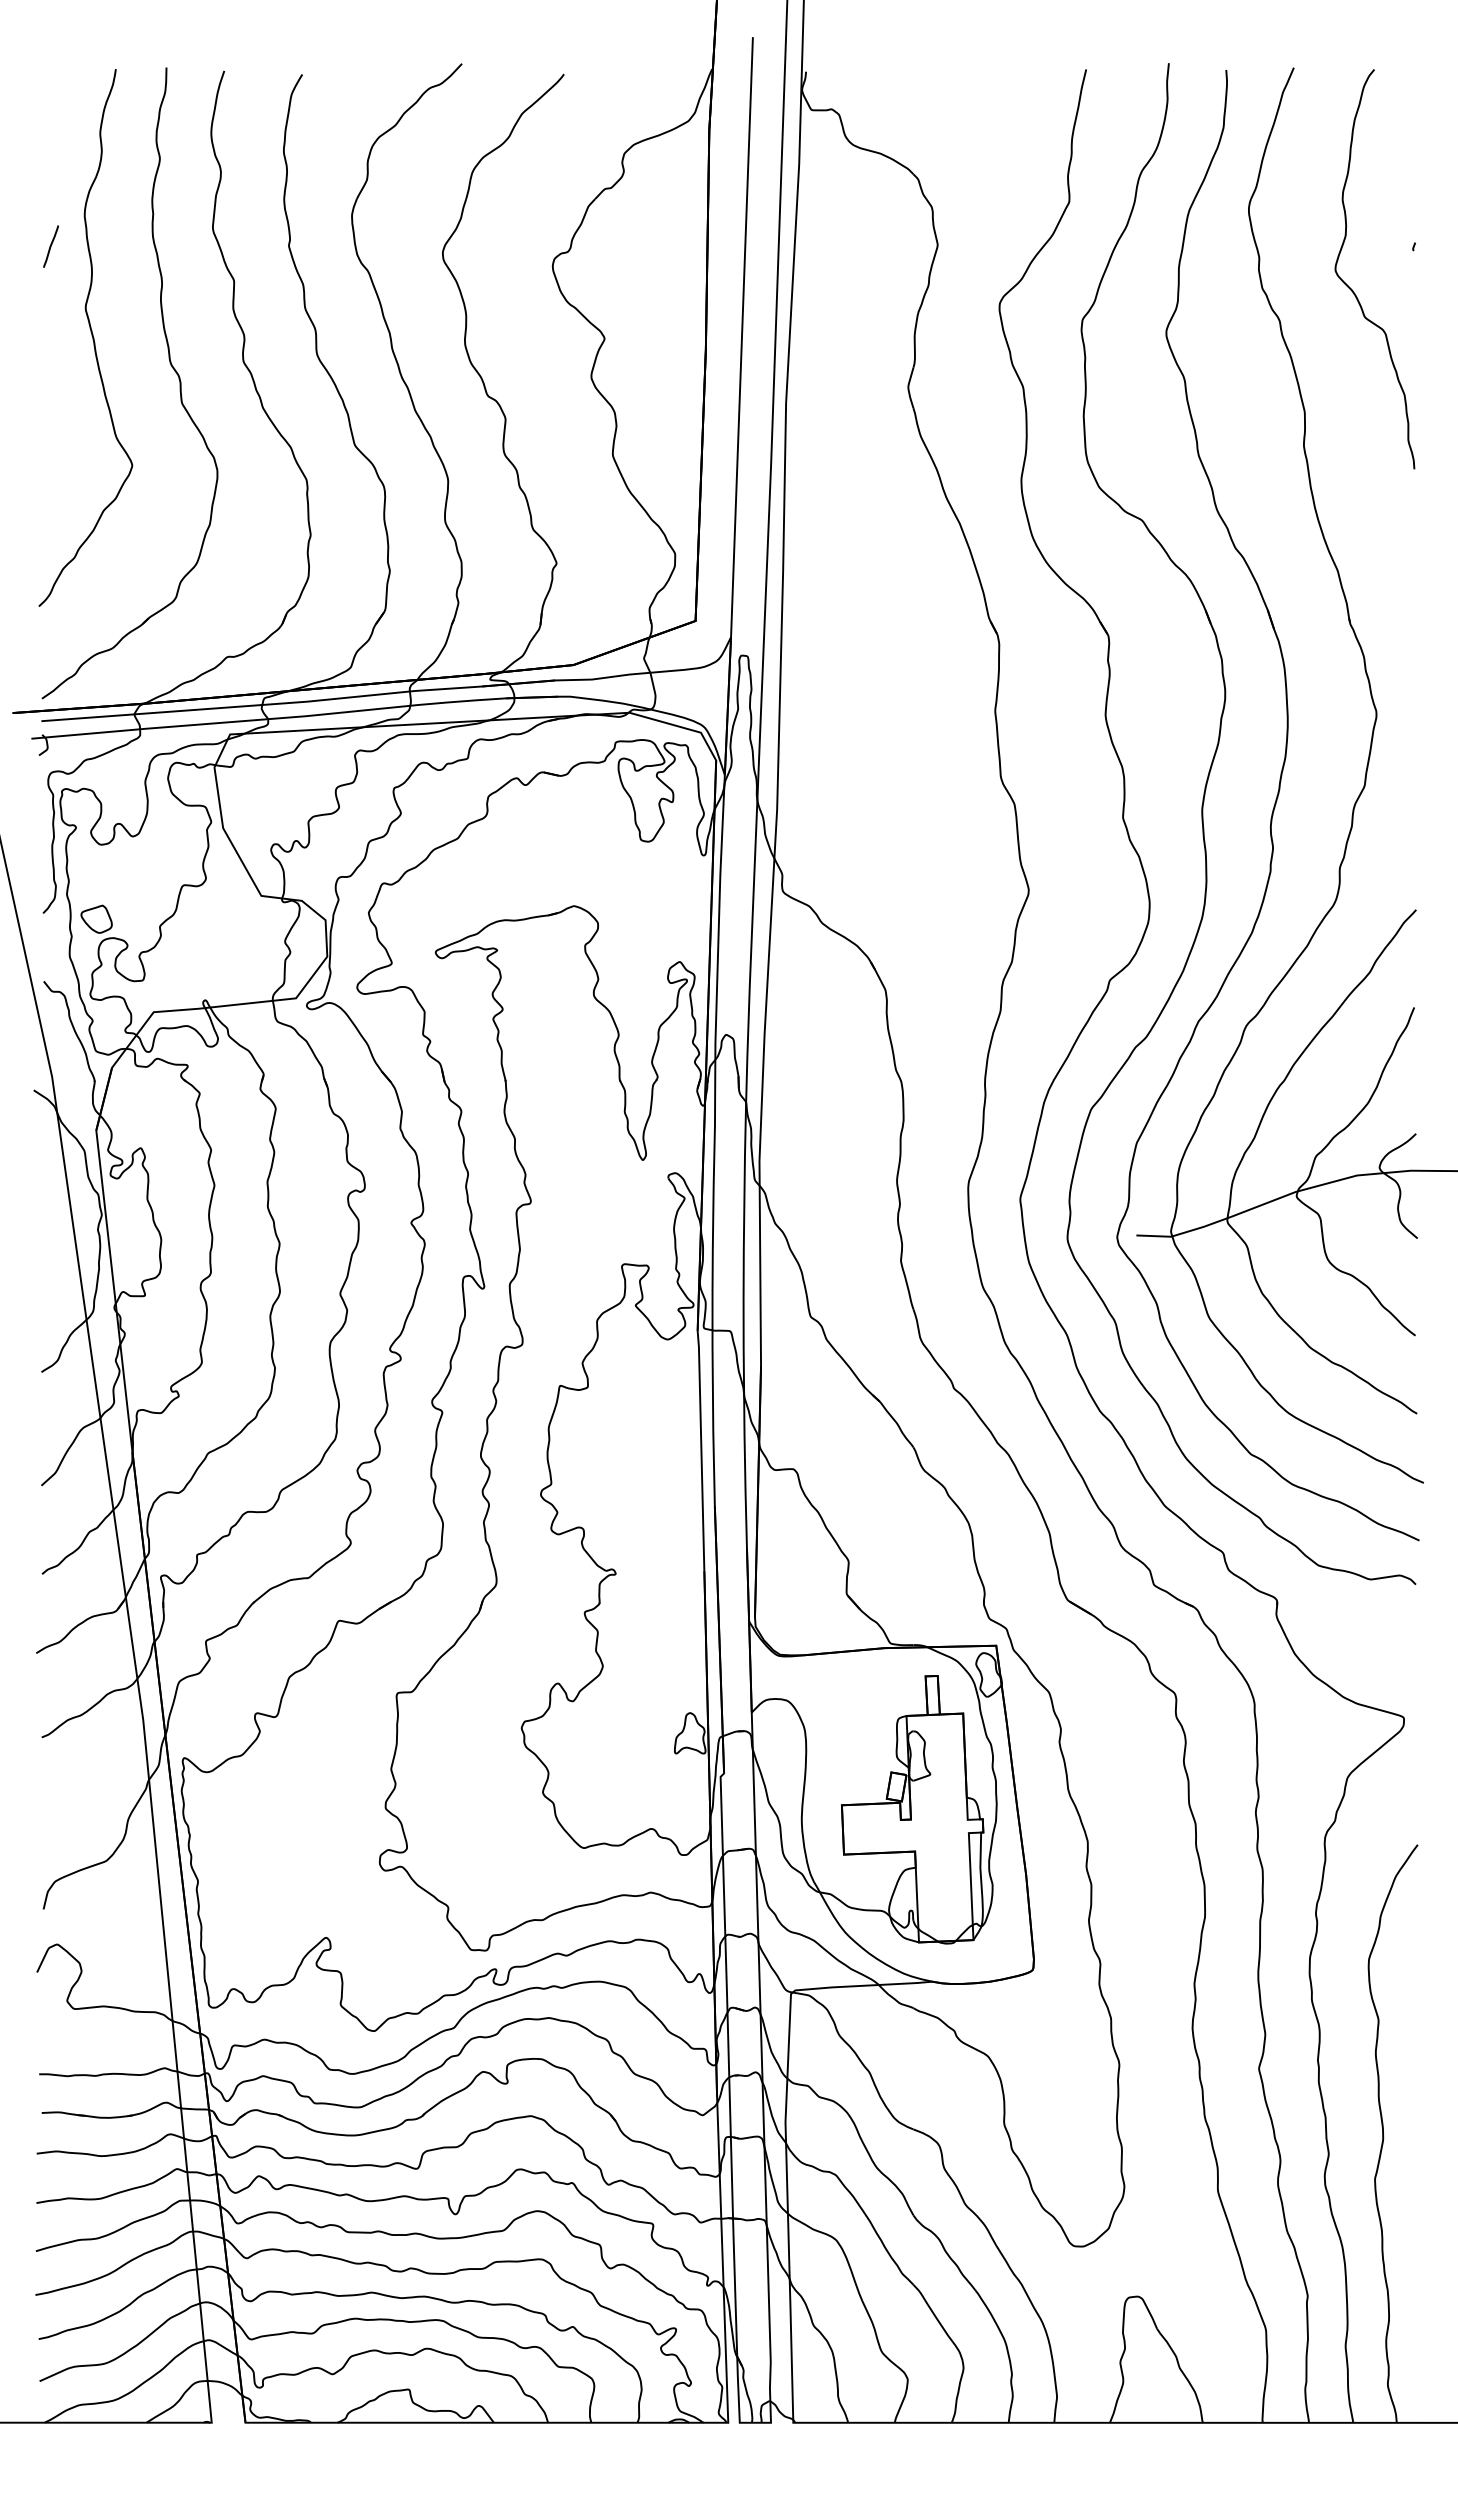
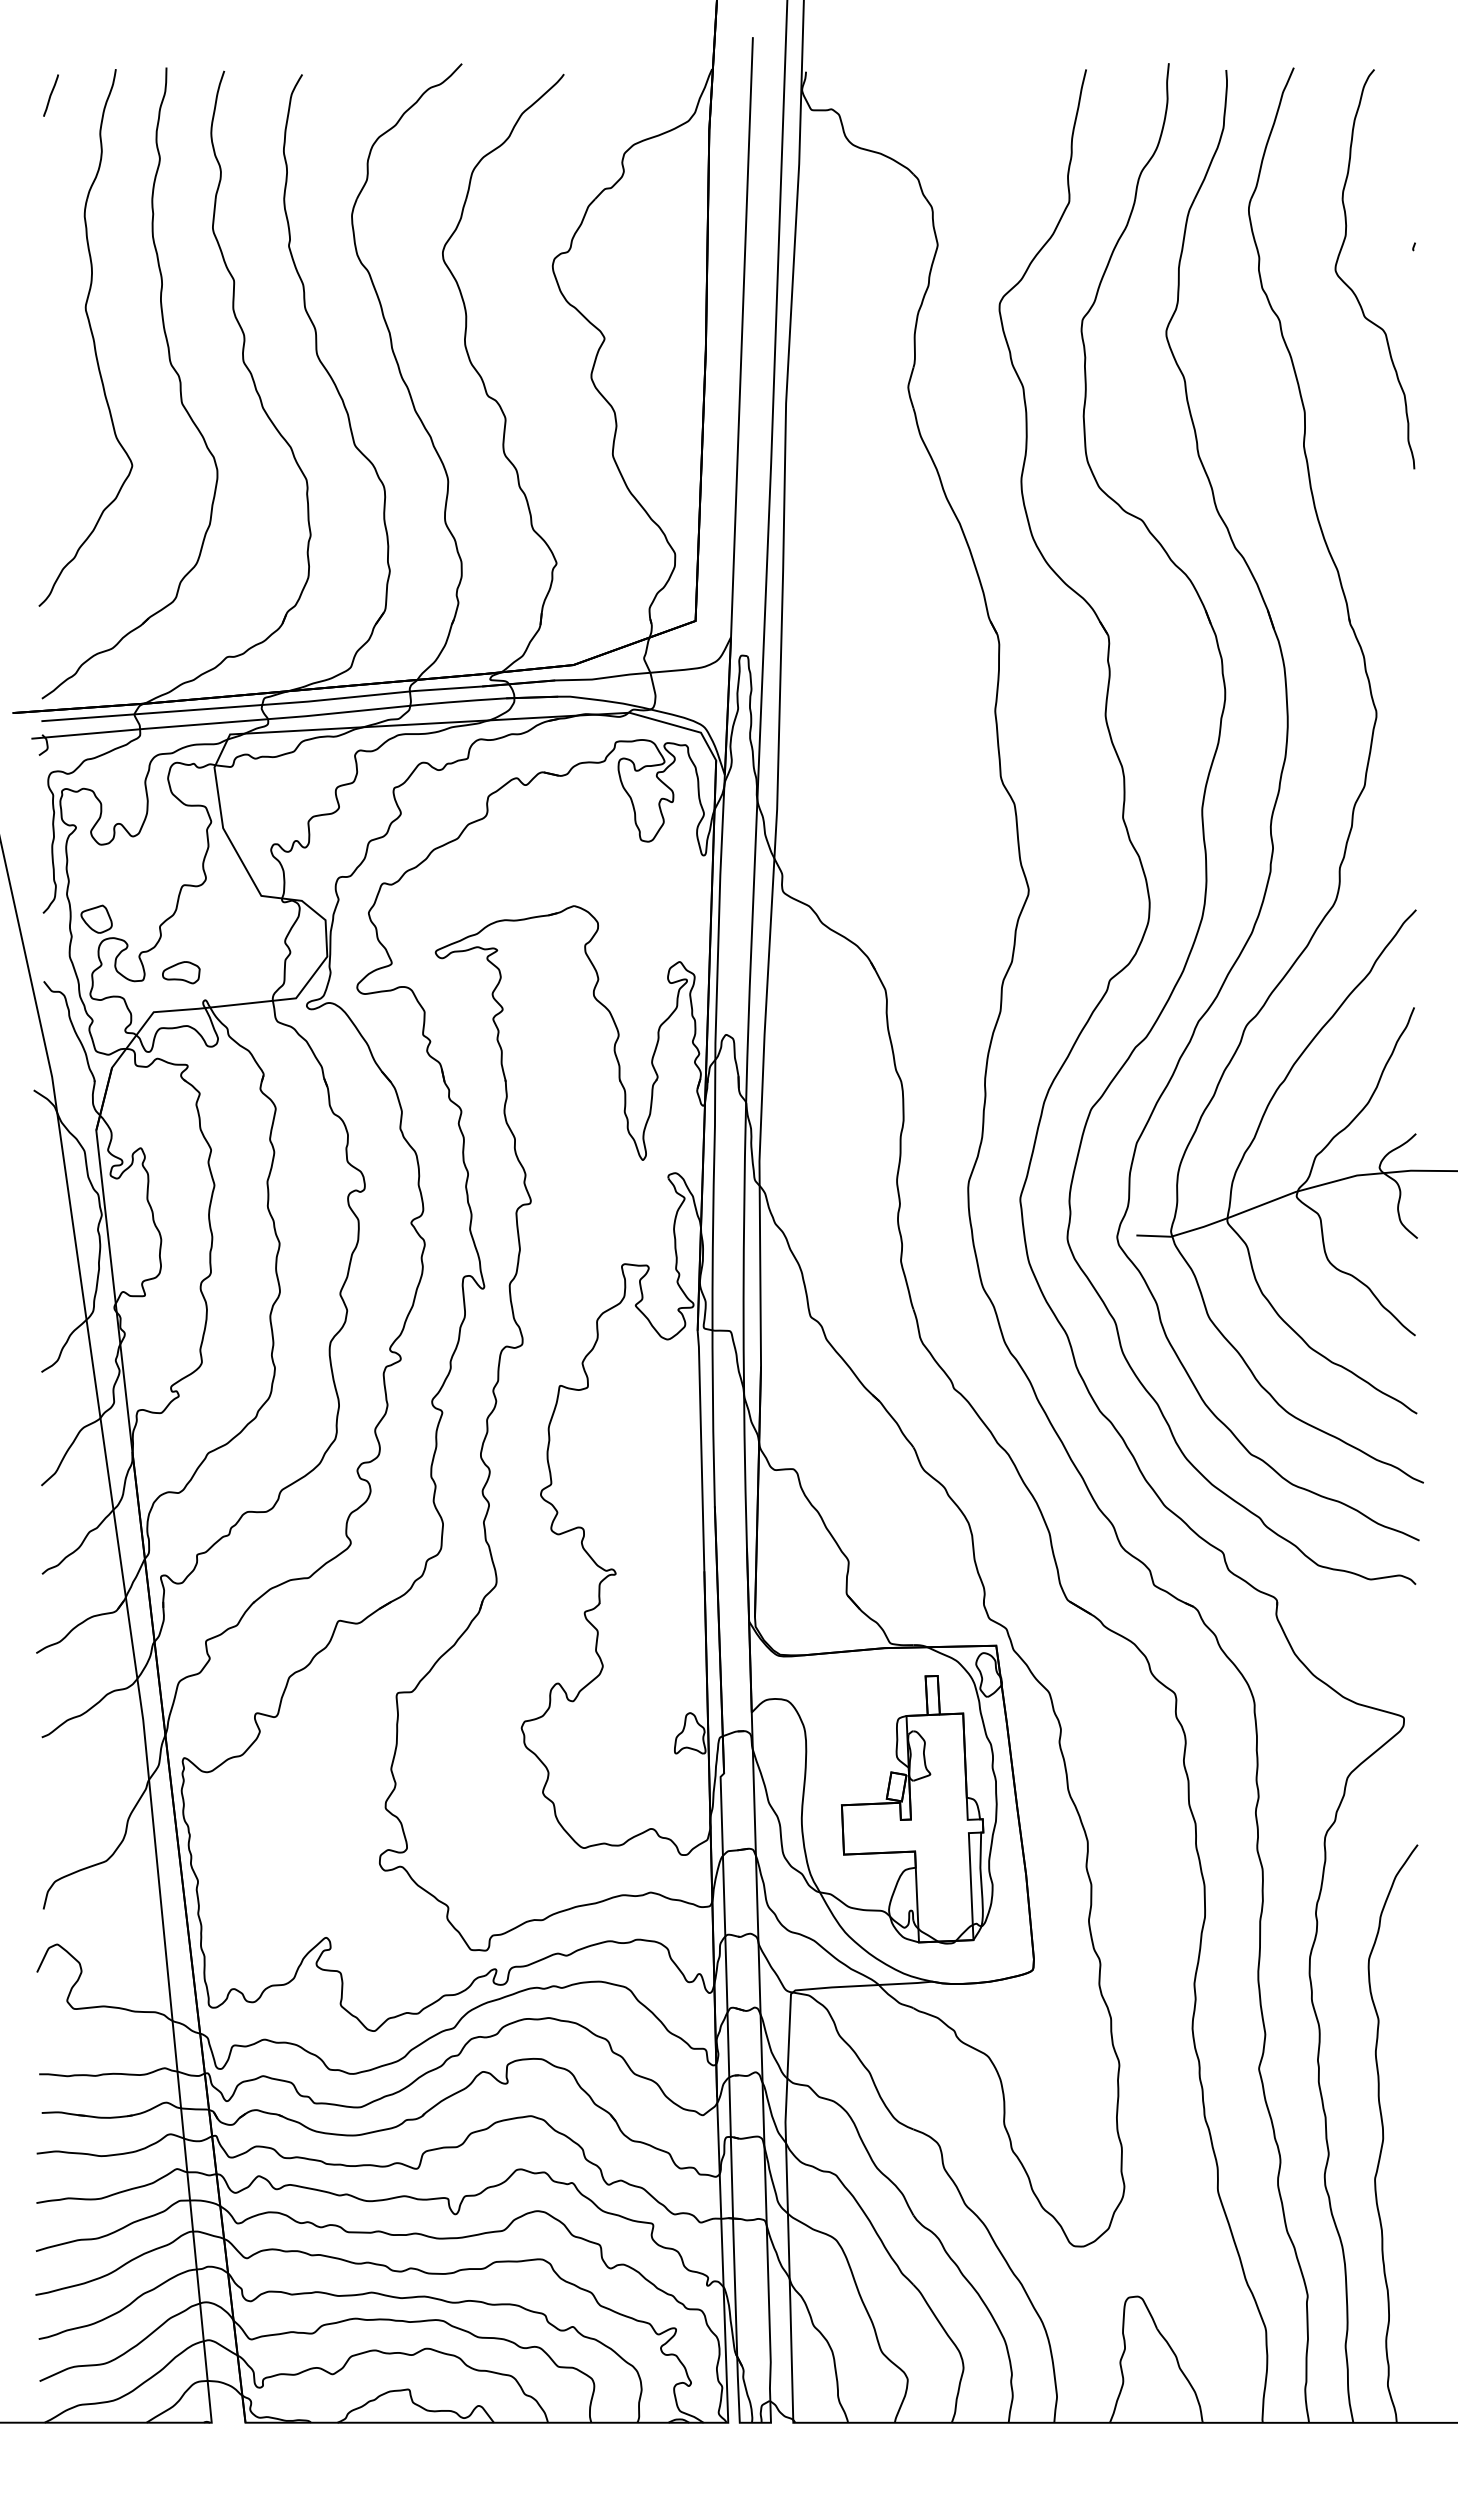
line position: (50, 246) -> (50, 95) (50, 95)
part: none -> present (181, 972)
